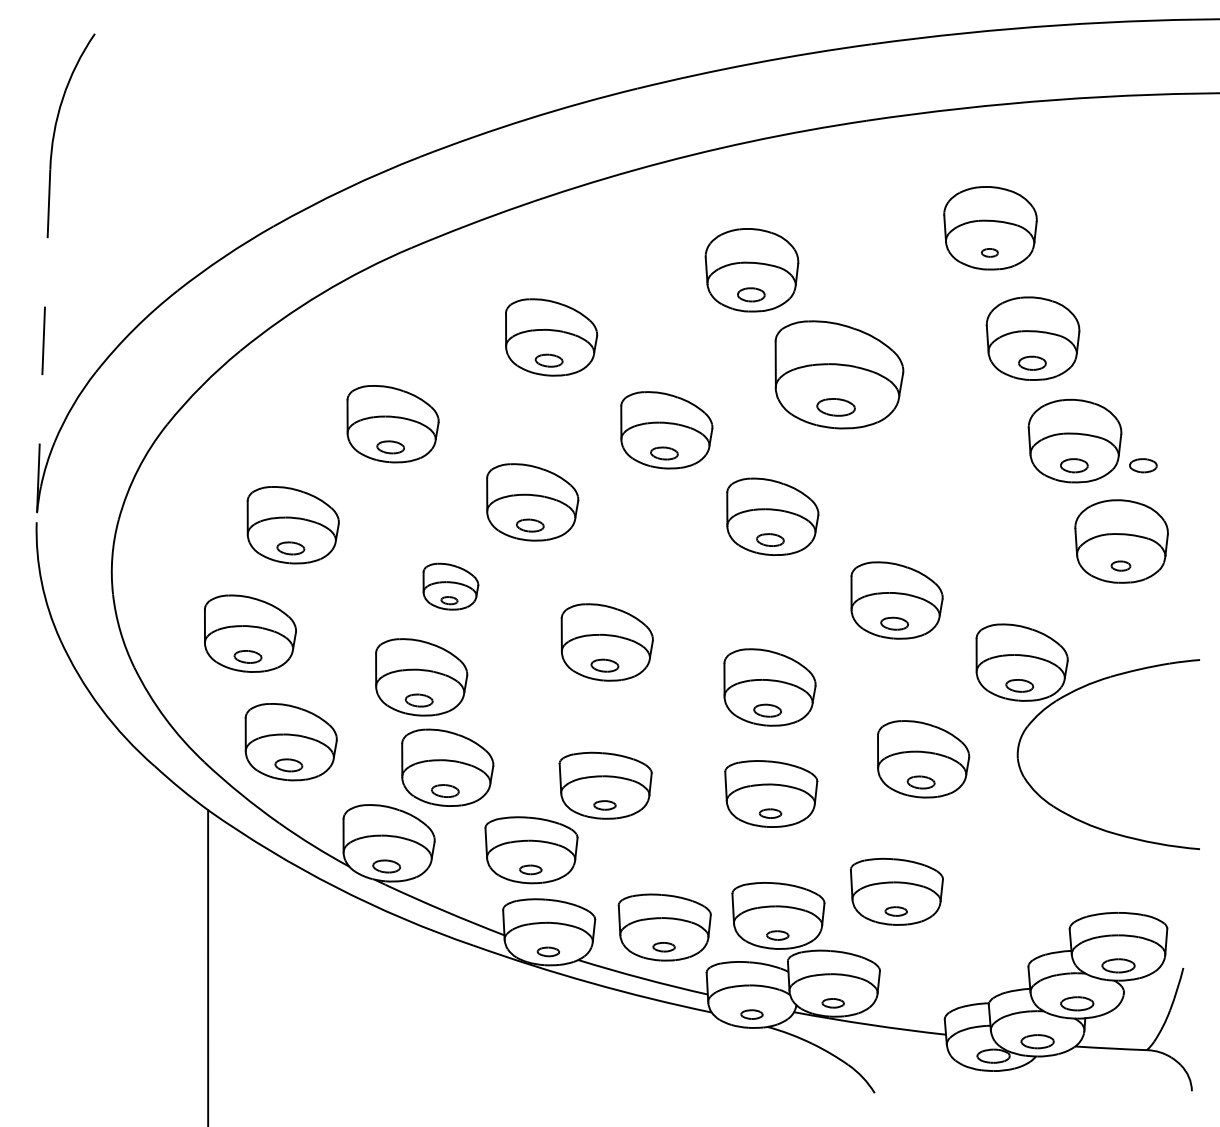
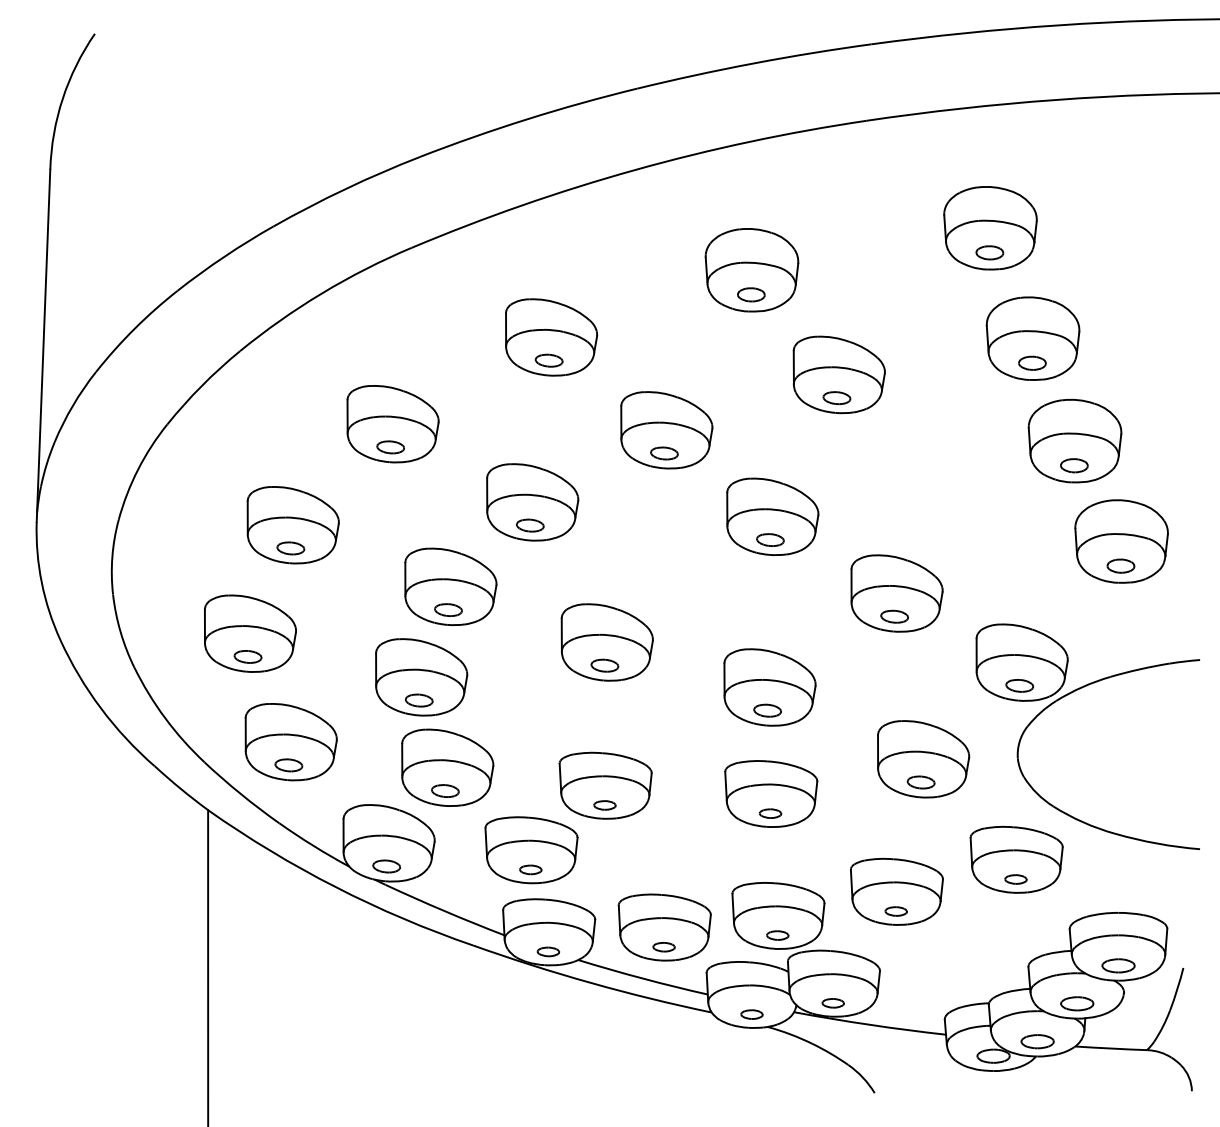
part size: 18x10 px -> 30x16 px (989, 252)
line: dashed -> solid (43, 346)
part size: 131x110 px -> 94x80 px (838, 374)
part: present -> none (1143, 465)
part size: 22x12 px -> 30x16 px (1120, 565)
part size: 58x49 px -> 94x79 px (450, 586)
part position: (896, 600) -> (896, 593) (896, 593)
part: none -> present (1016, 859)
